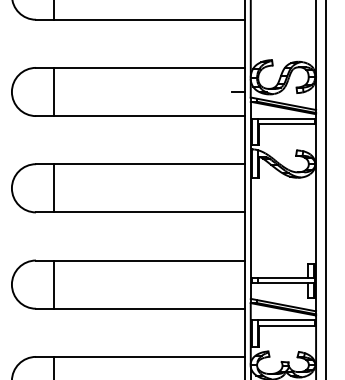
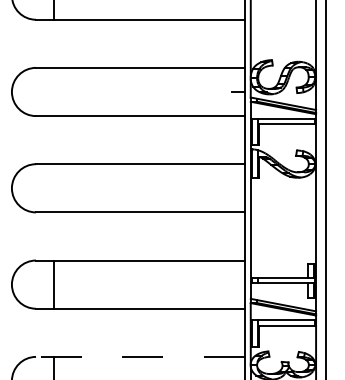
line: present -> none (53, 91)
line: present -> none (53, 188)
line: solid -> dashed (139, 356)
